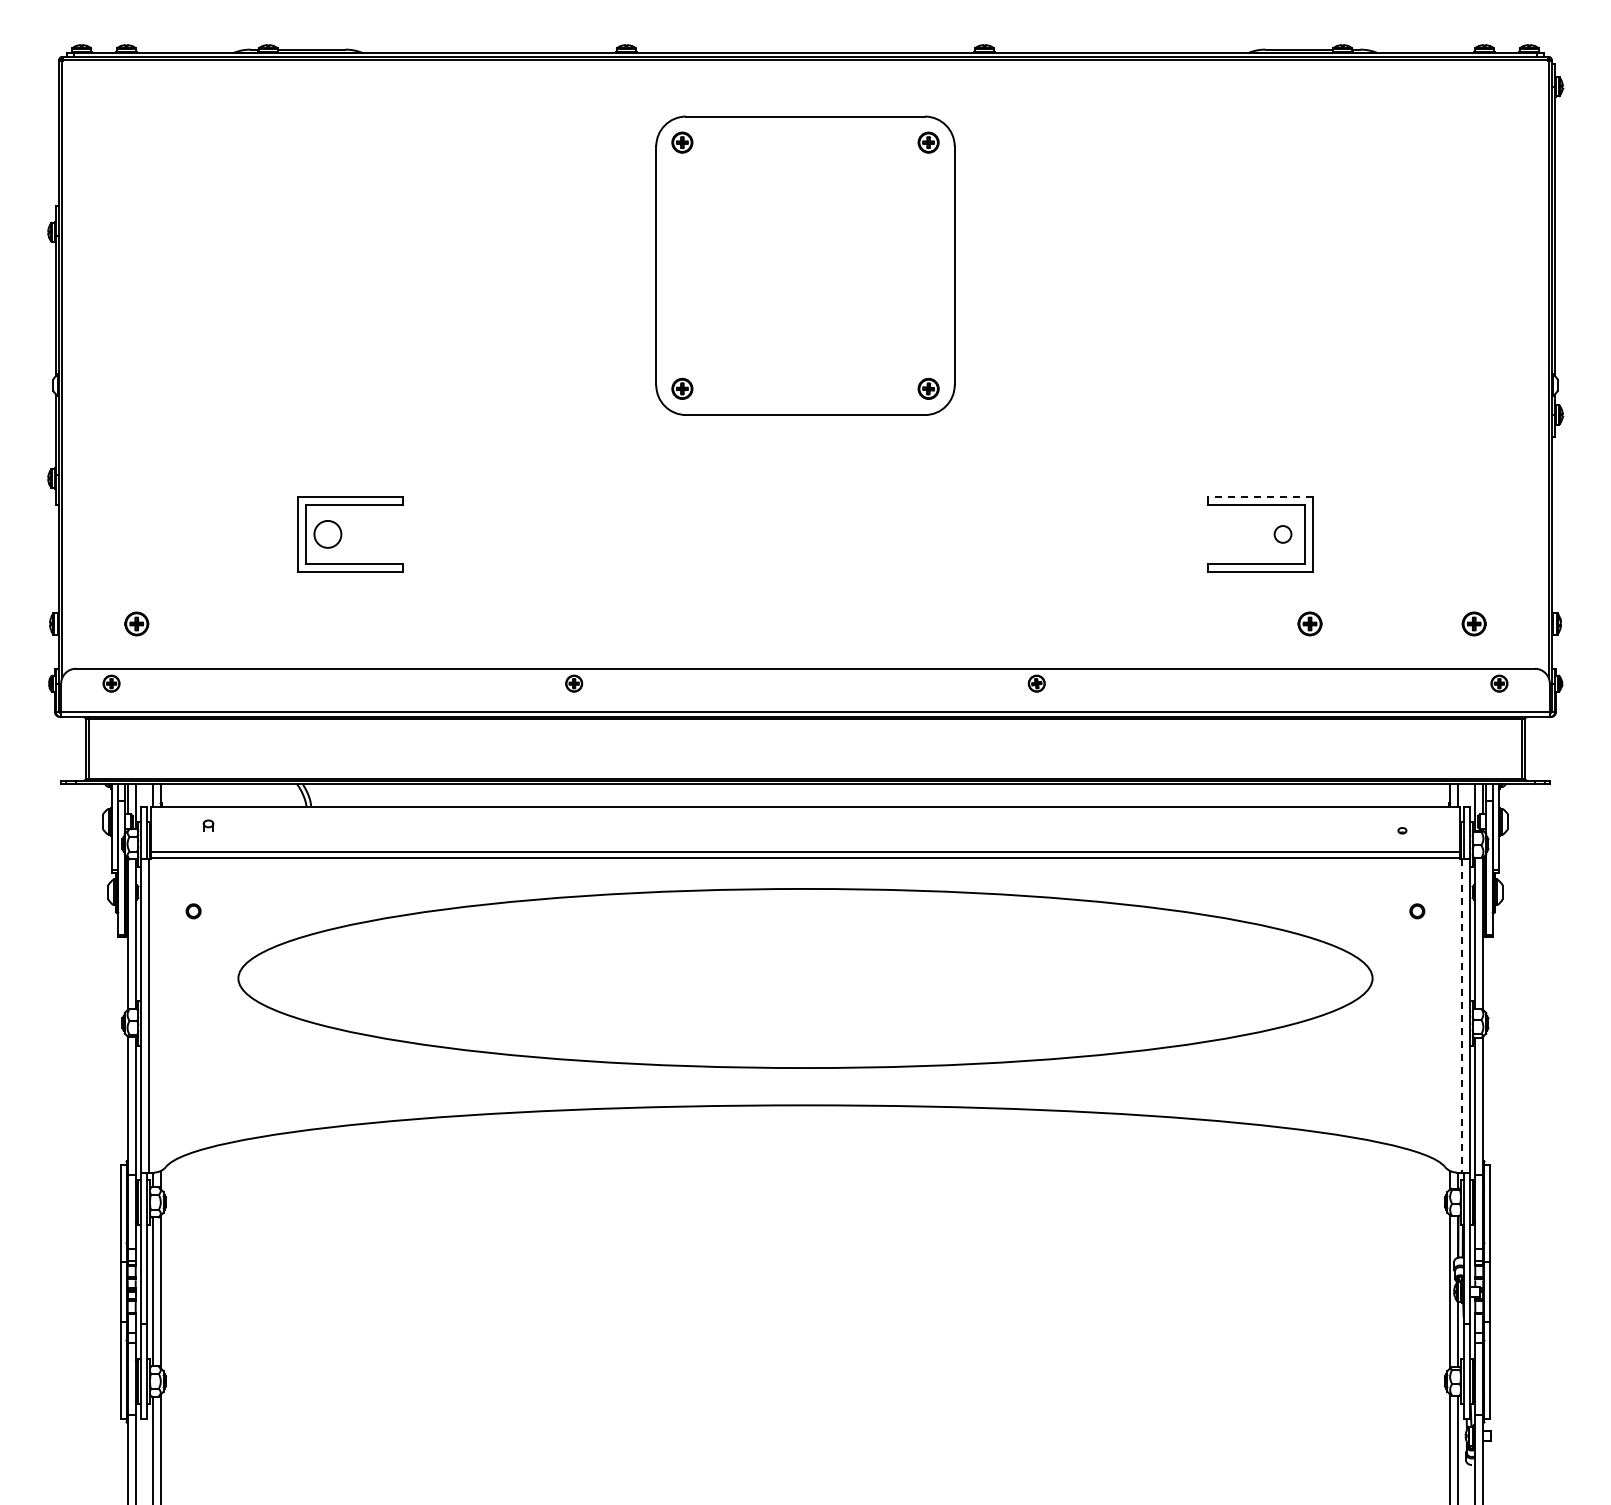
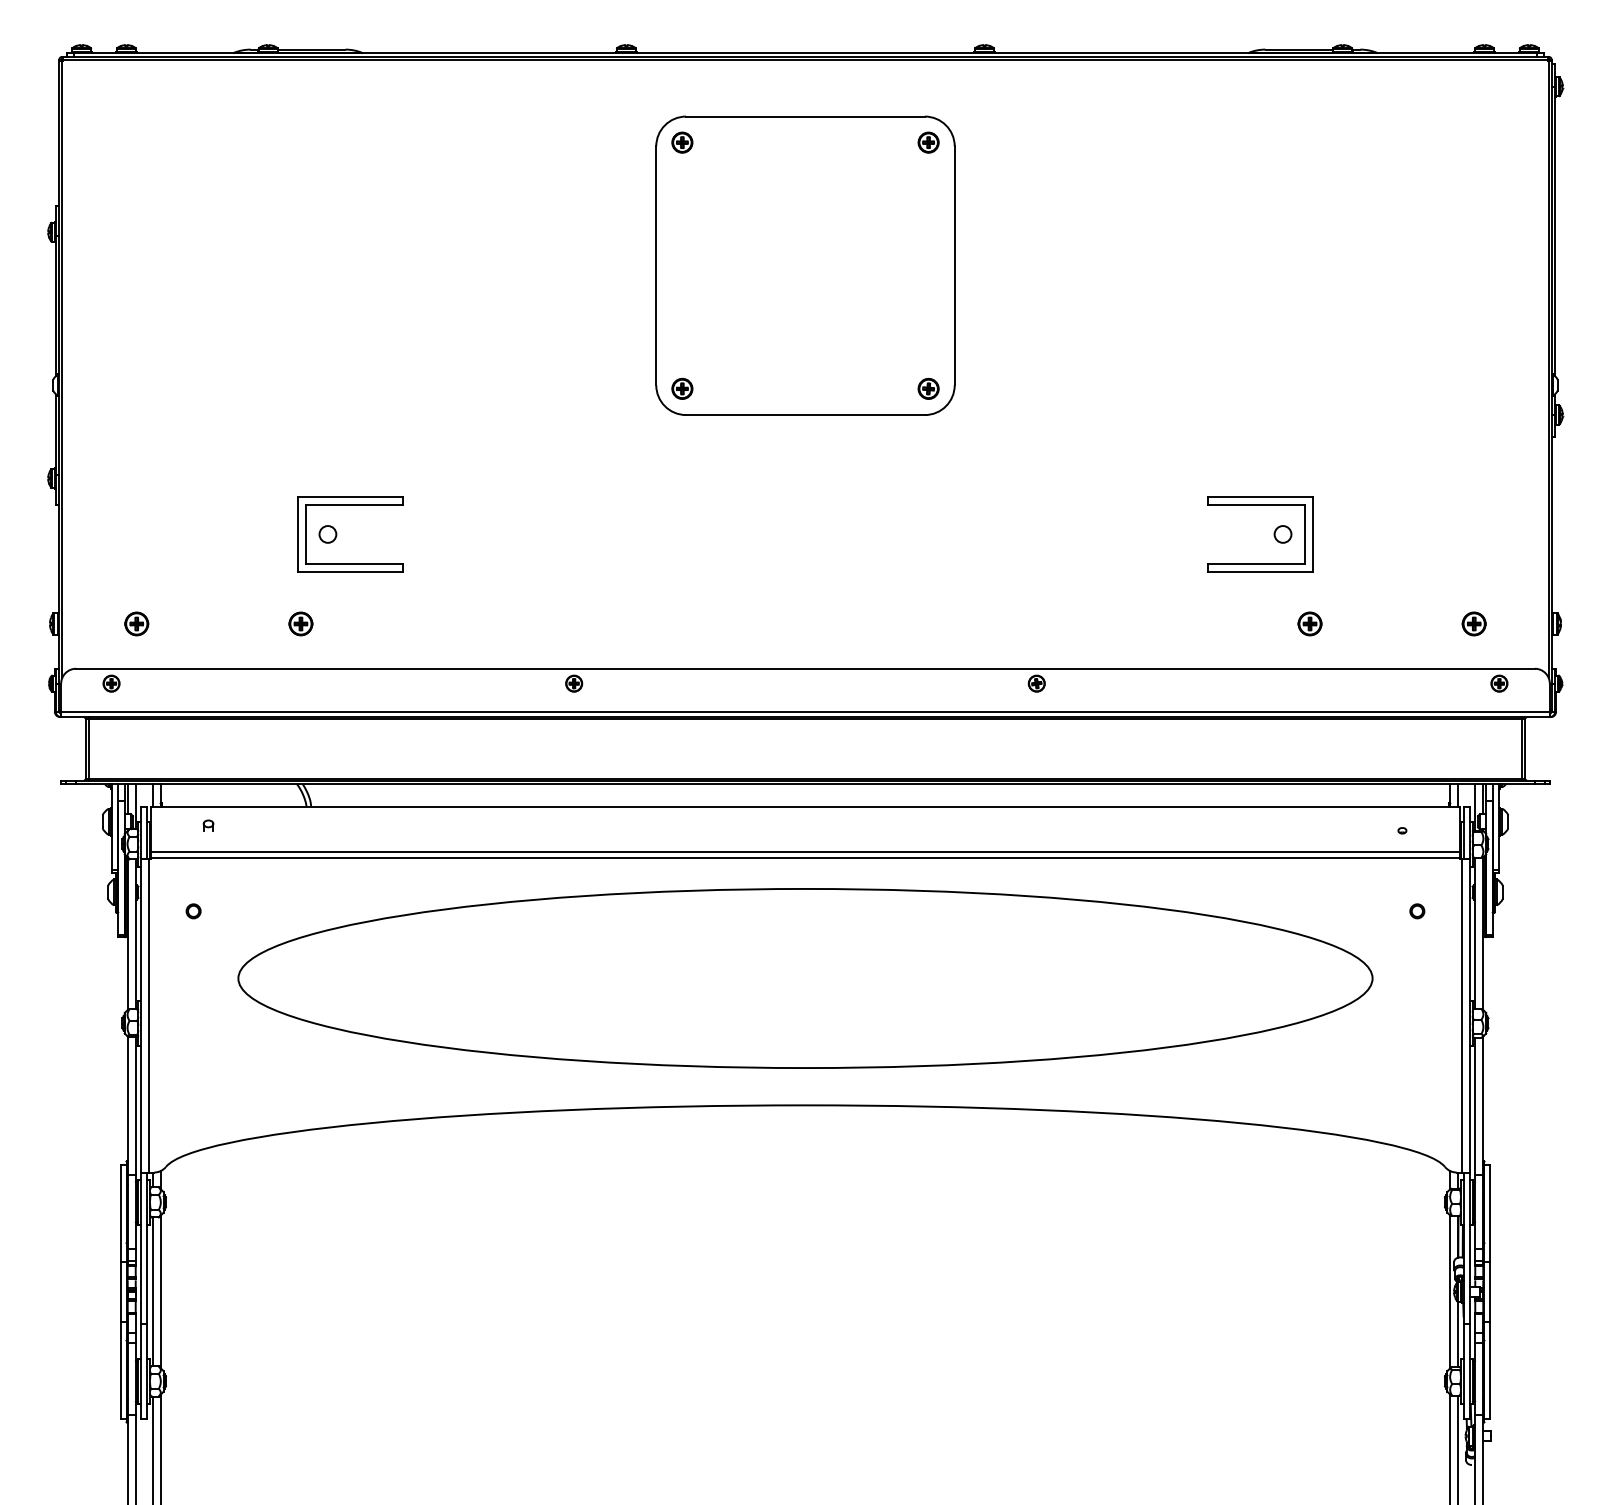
line: dashed -> solid (1260, 497)
circle size: 30x29 px -> 20x19 px (327, 534)
part: none -> present (300, 623)
line: dashed -> solid (1461, 1015)
